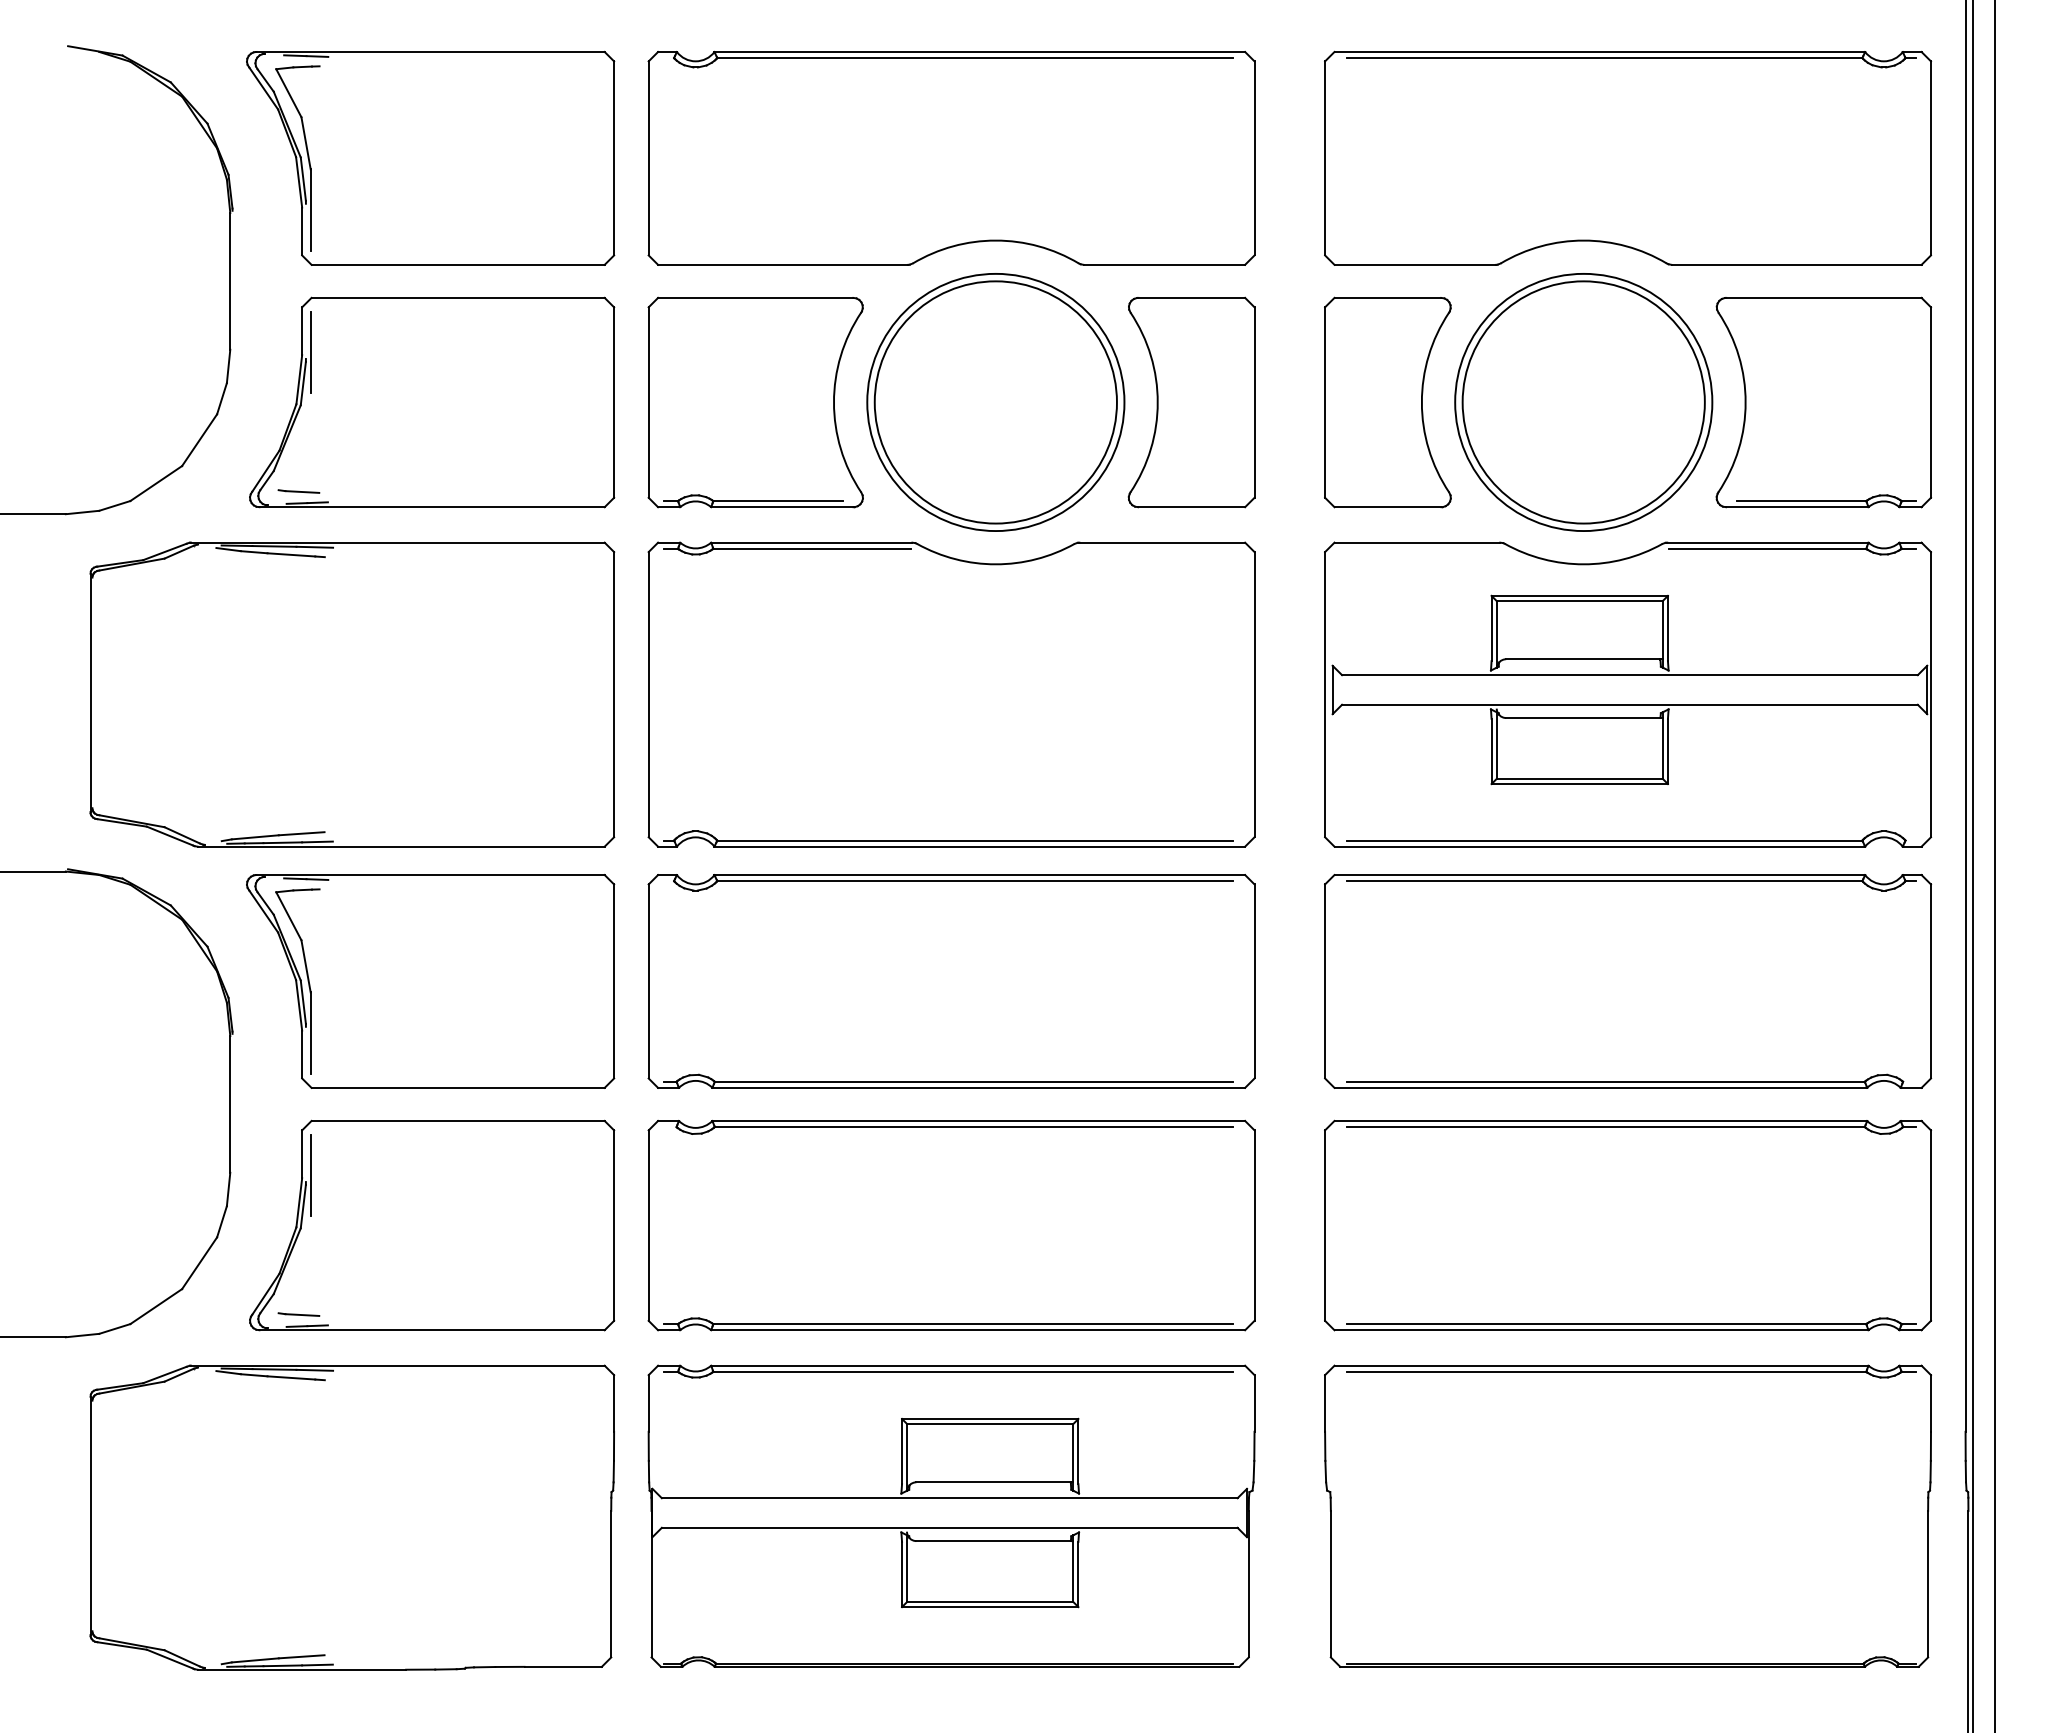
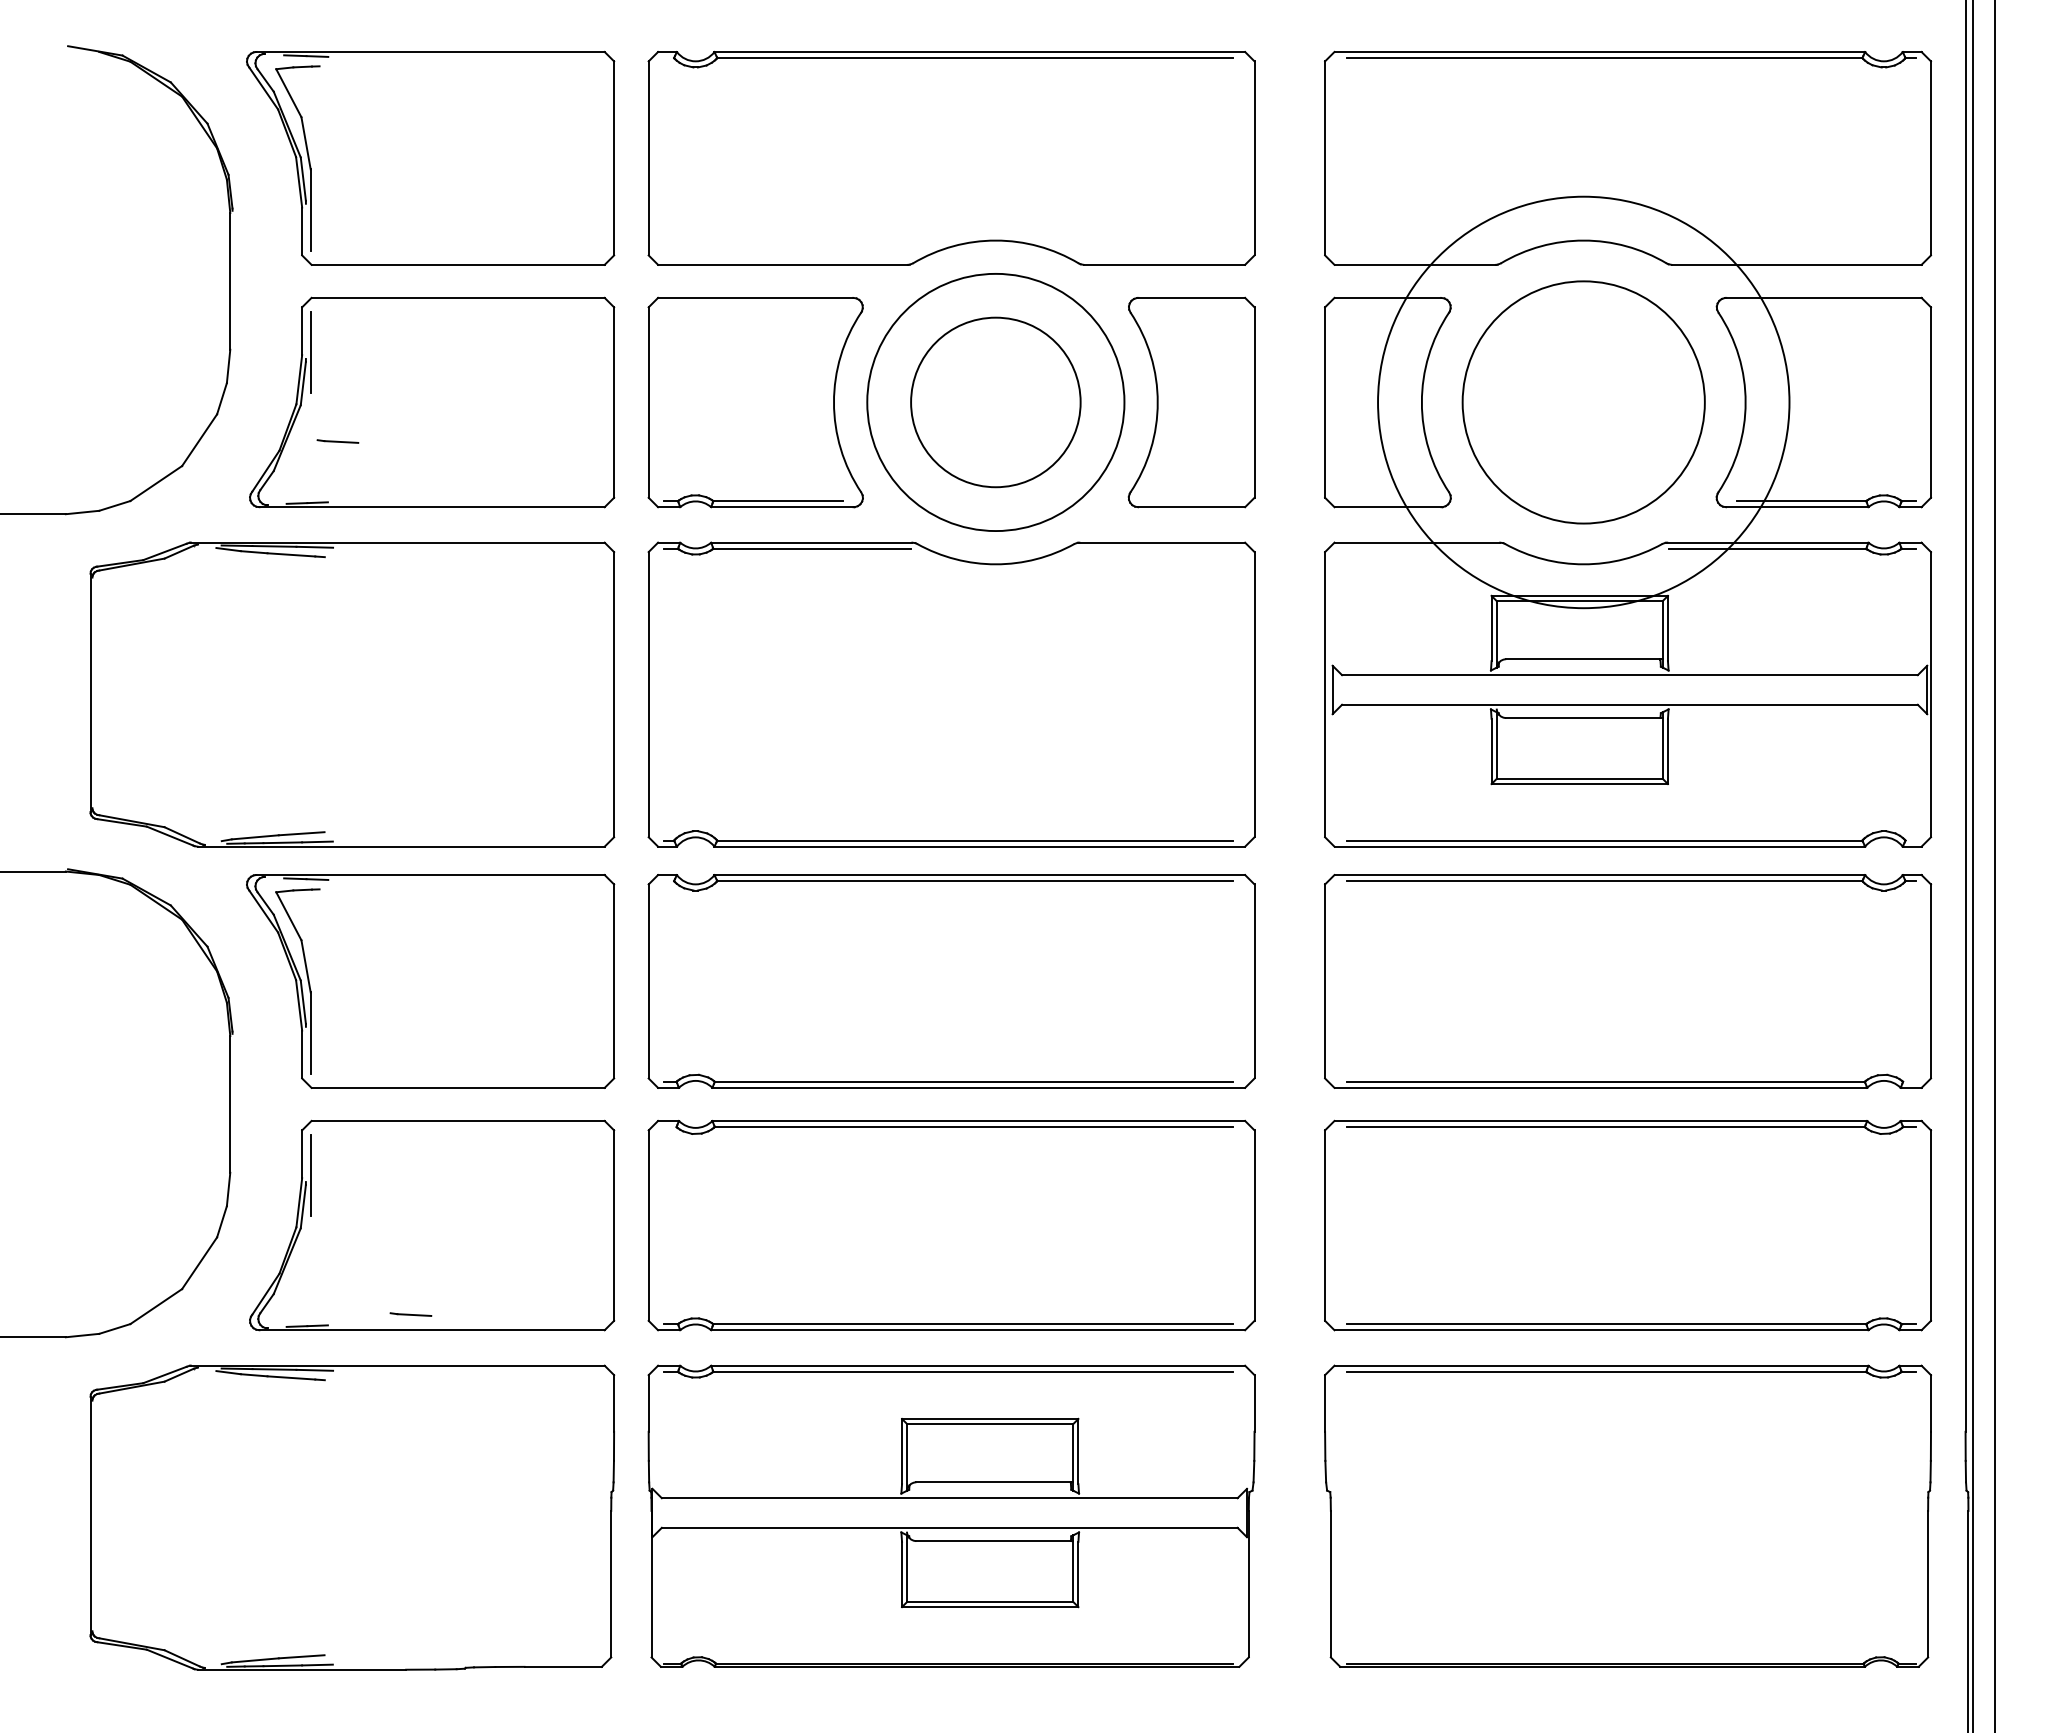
circle diameter: 242 px -> 170 px (995, 402)
circle diameter: 257 px -> 411 px (1583, 402)
line position: (298, 491) -> (337, 441) (337, 441)
line position: (298, 1314) -> (410, 1314) (410, 1314)
